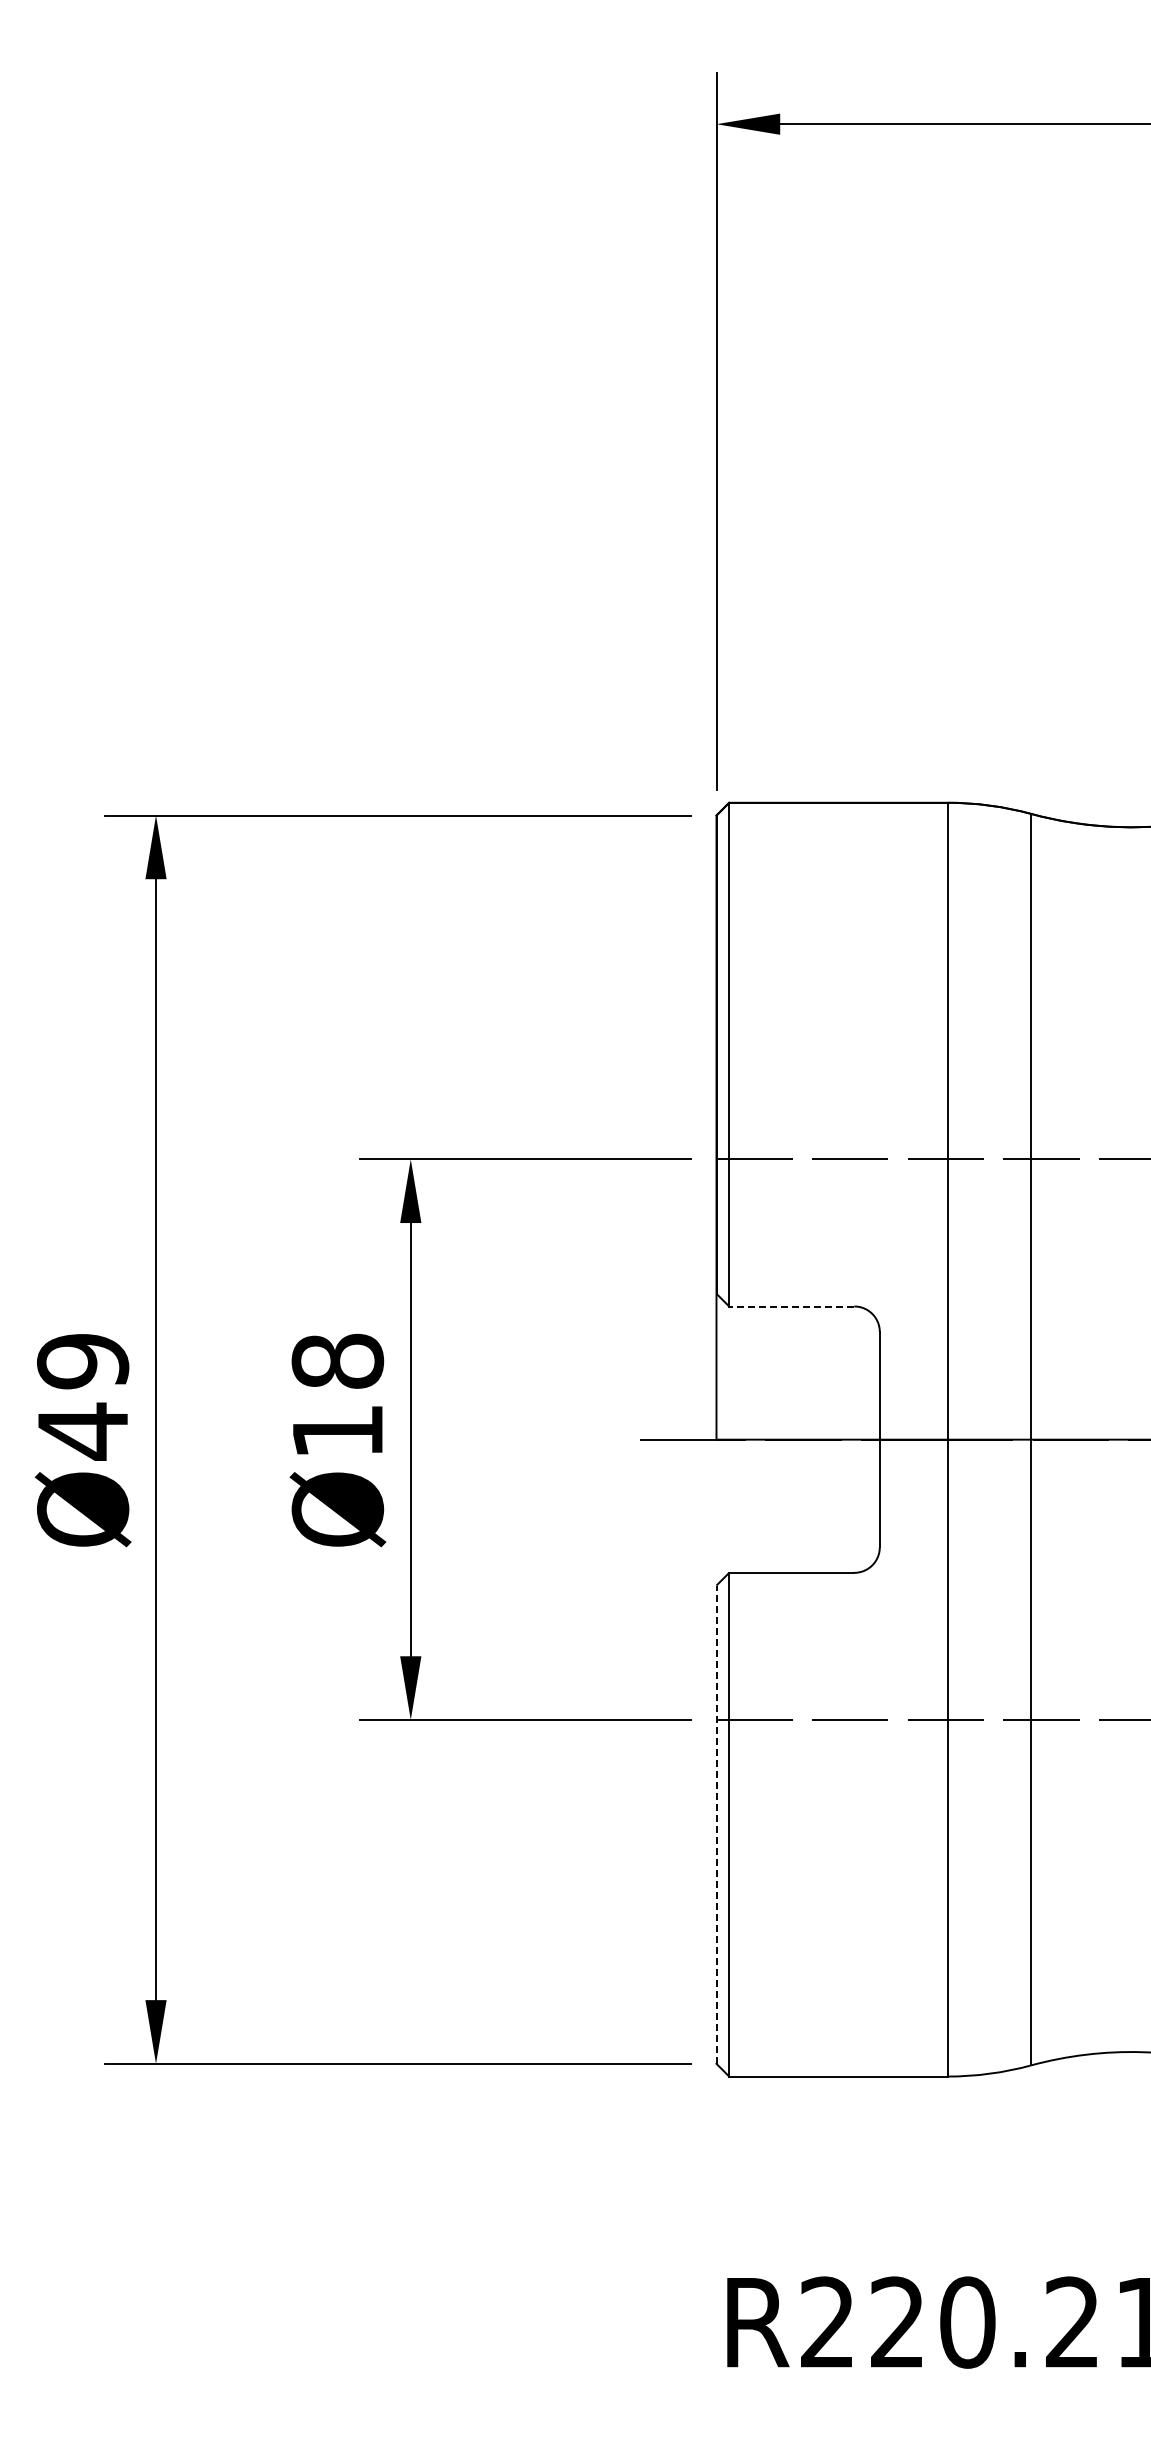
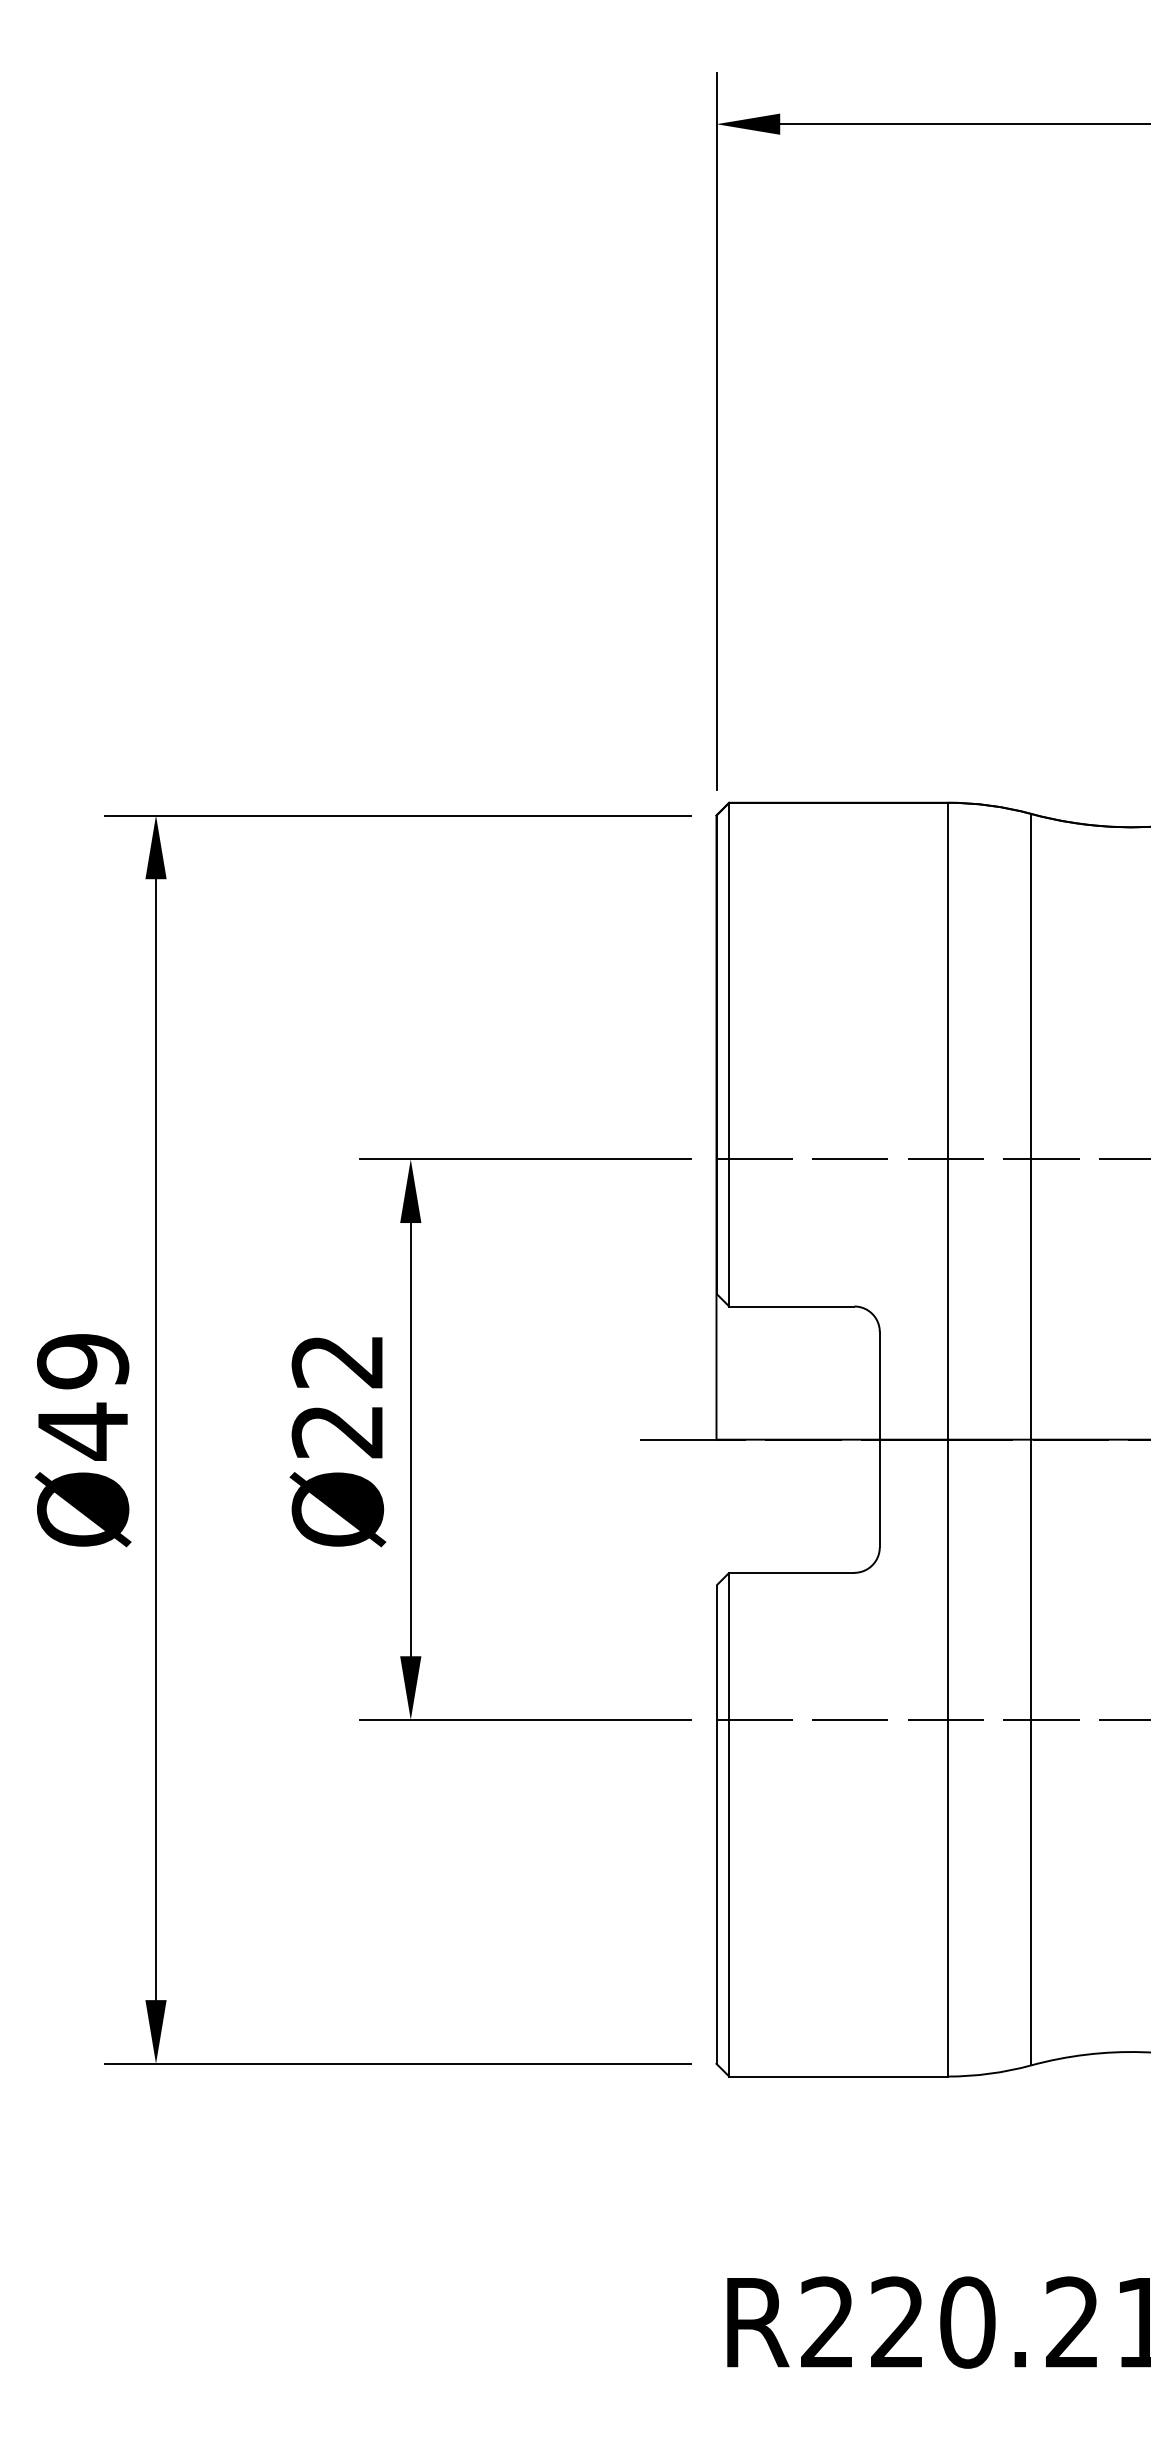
line: dashed -> solid (791, 1306)
text: Ø18 -> Ø22 (337, 1395)
line: dashed -> solid (716, 1824)
